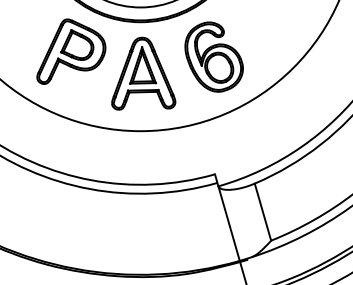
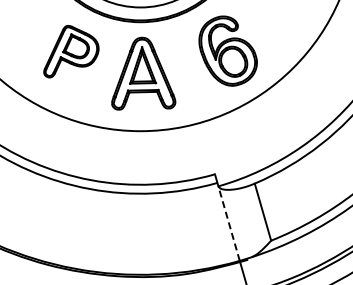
part size: 71x67 px -> 57x54 px (71, 51)
part position: (213, 56) -> (227, 50) (227, 50)
line: solid -> dashed (229, 223)
